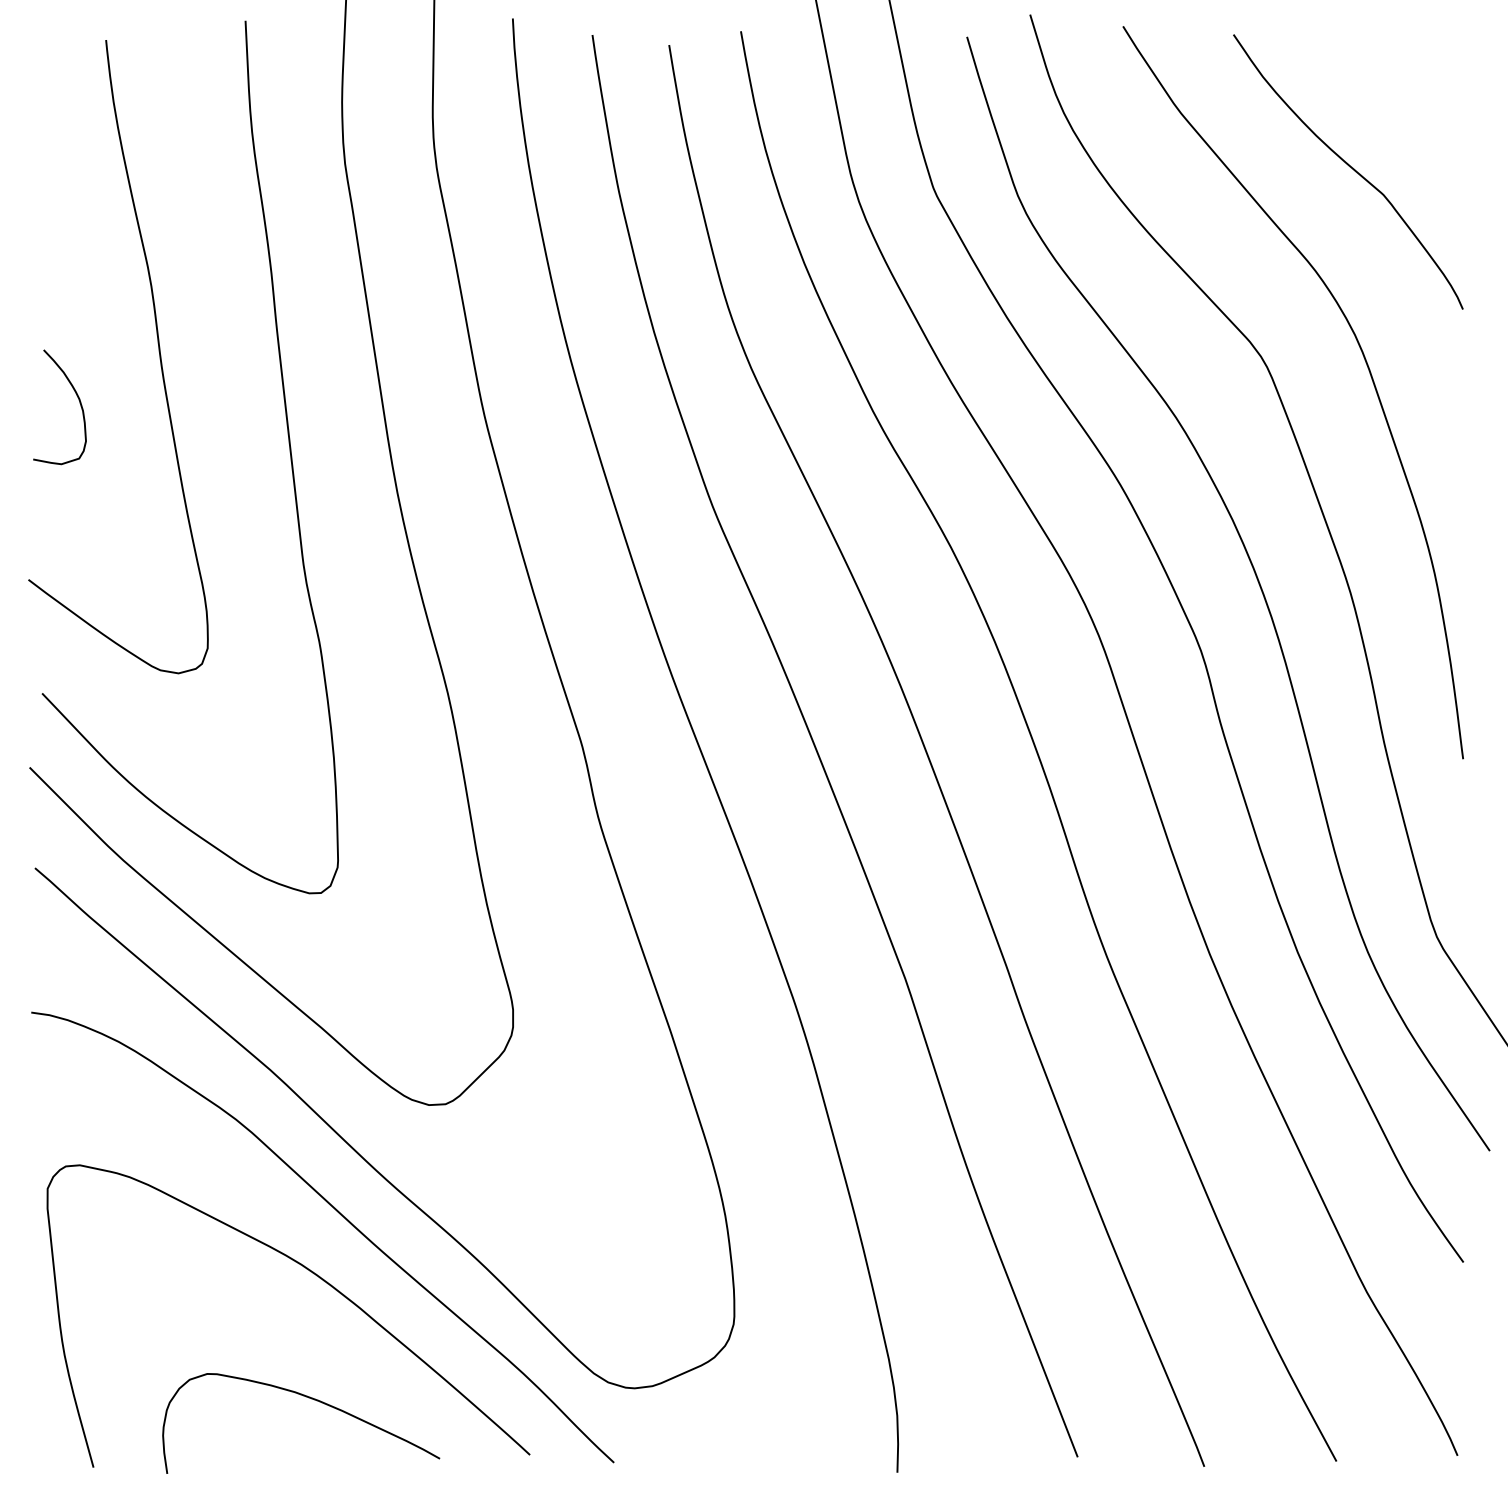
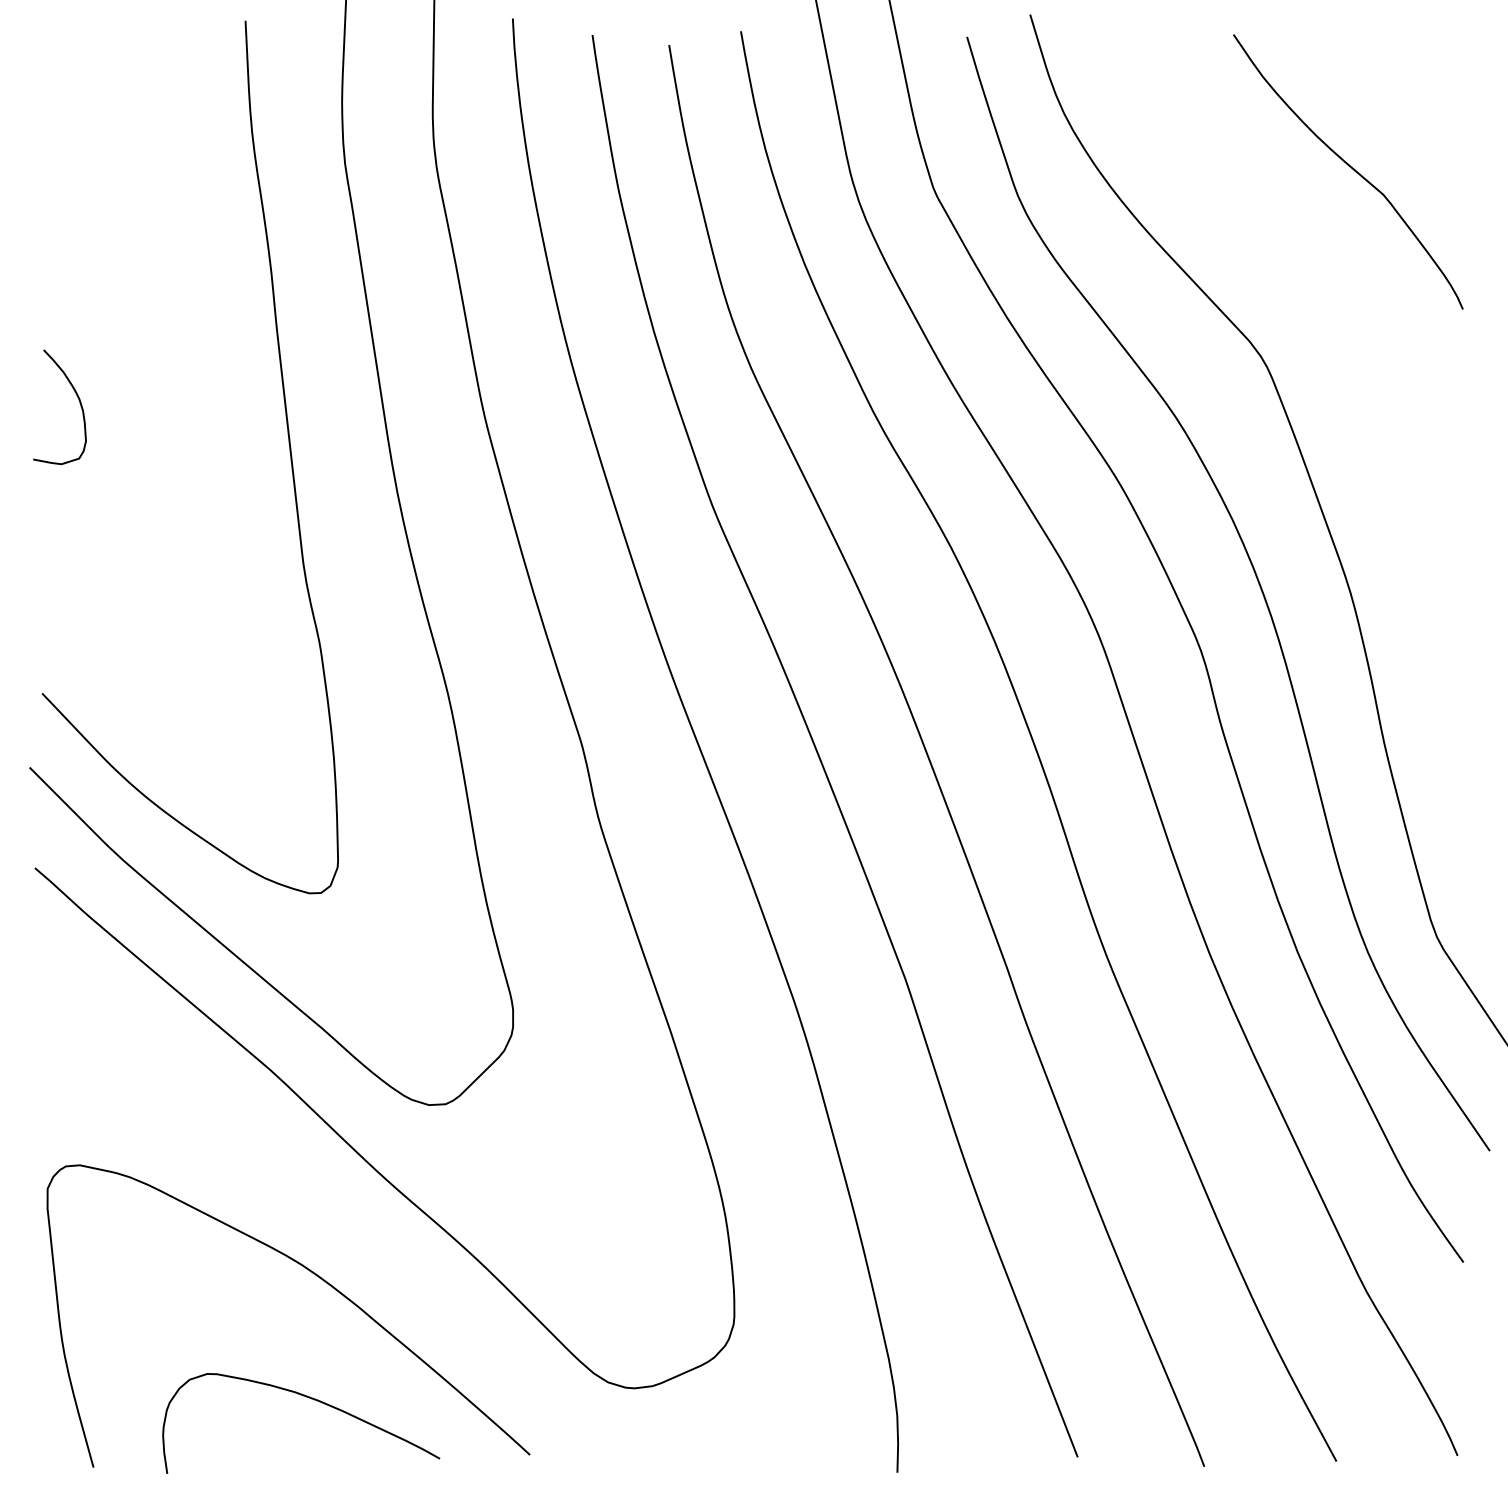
curve: present -> none (158, 351)
curve: present -> none (1365, 363)
curve: present -> none (341, 1216)
